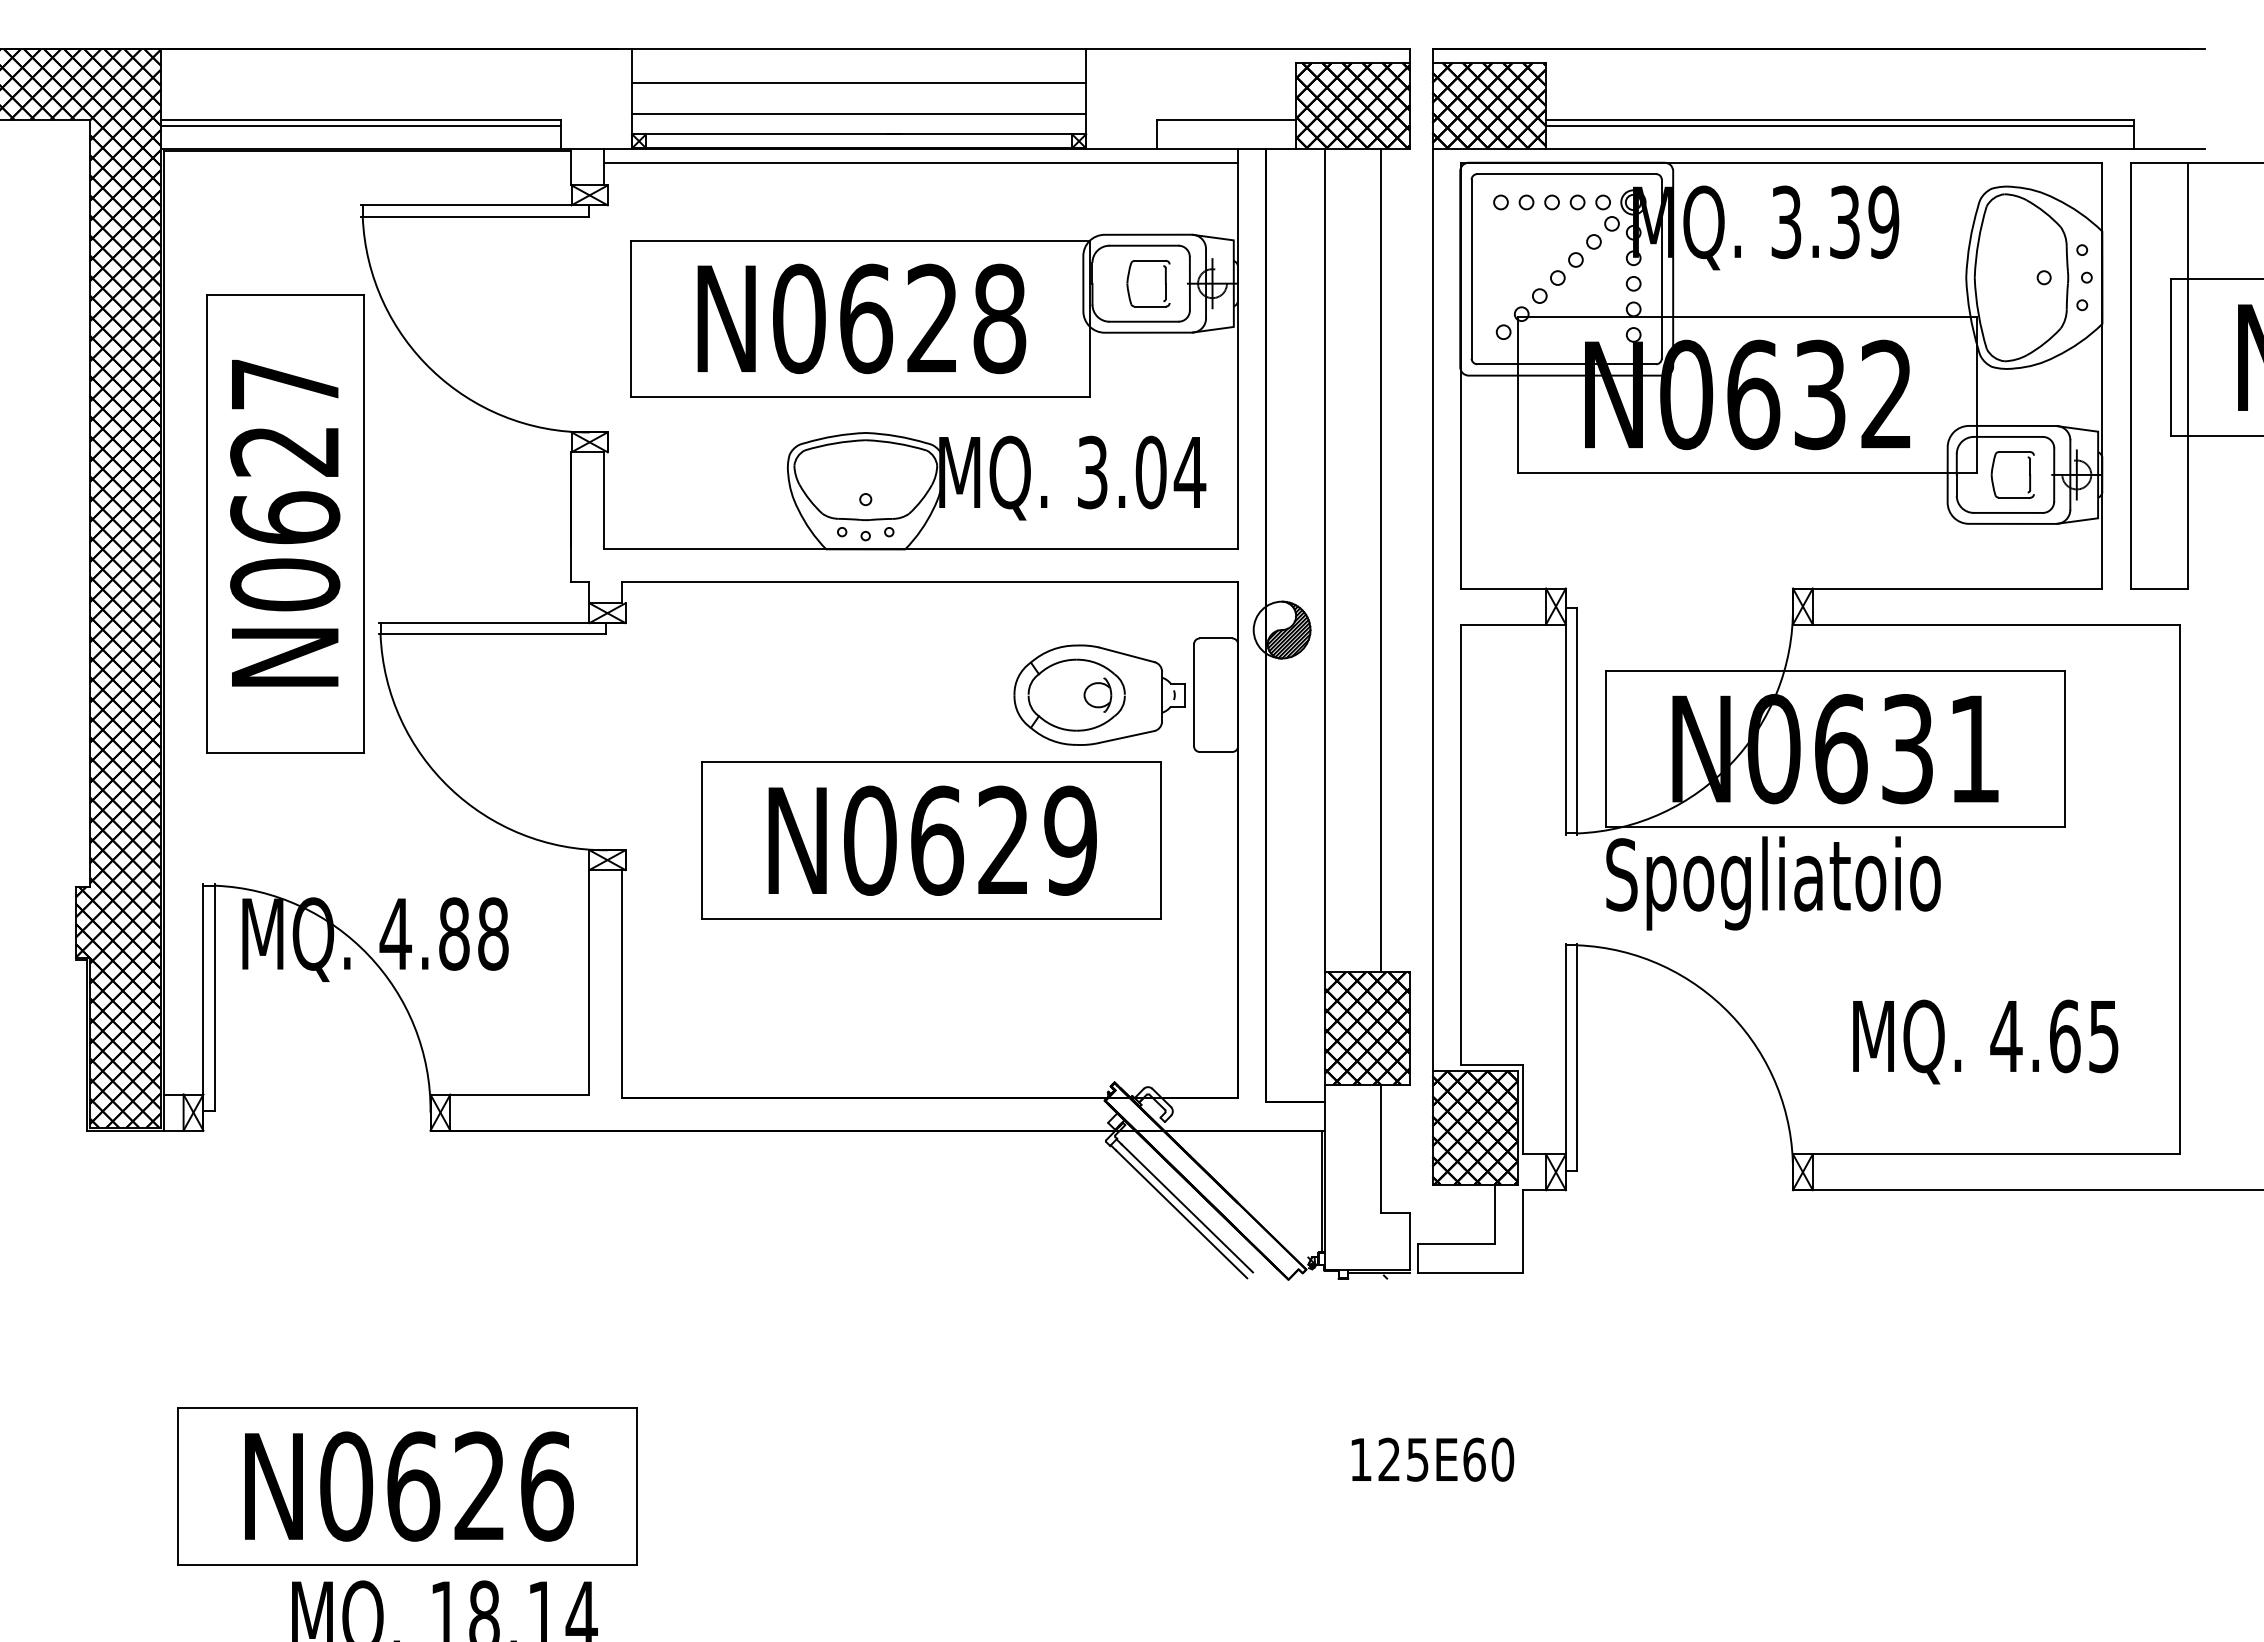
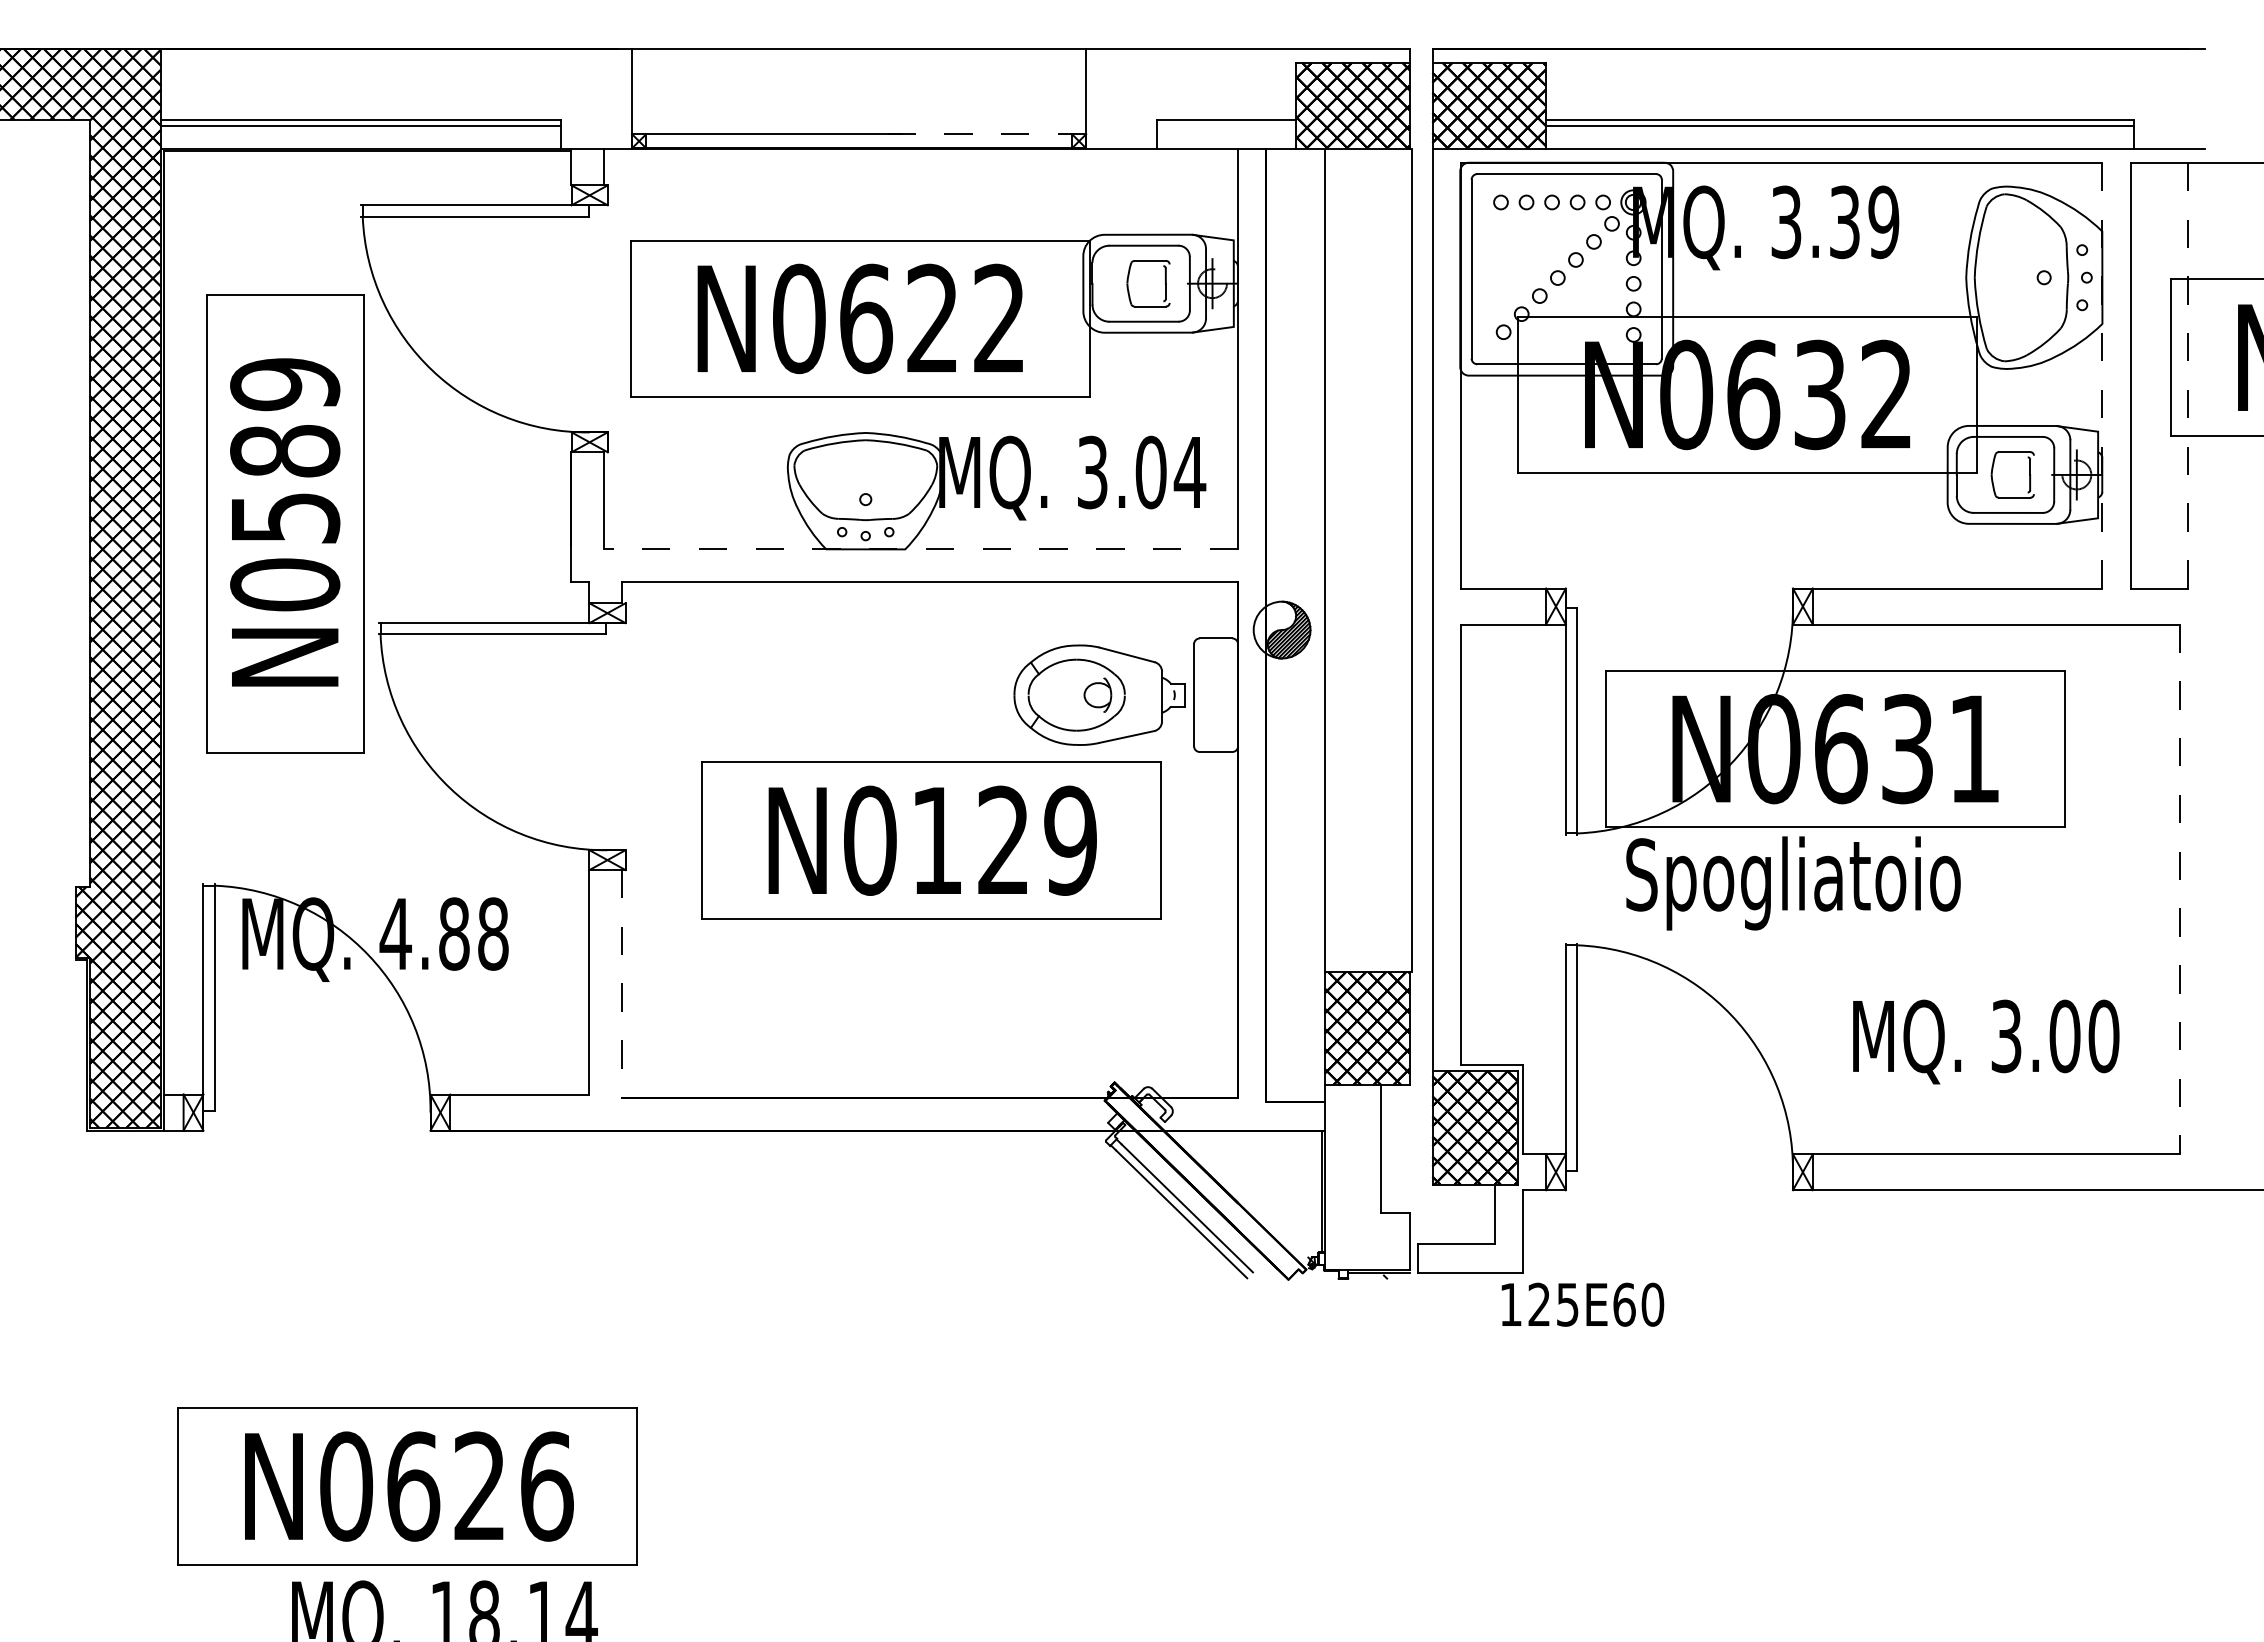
line: present -> none (859, 83)
line: present -> none (859, 114)
line: solid -> dashed (987, 134)
line: present -> none (920, 162)
text: N0628 -> N0622 (999, 318)
line: solid -> dashed (2102, 375)
line: solid -> dashed (2187, 375)
text: N0627 -> N0589 (285, 451)
line: solid -> dashed (920, 549)
line position: (1381, 559) -> (1412, 559) (1412, 559)
text: N0629 -> N0129 (937, 840)
text position: (1773, 883) -> (1793, 883) (1793, 883)
line: solid -> dashed (2179, 889)
line: solid -> dashed (621, 984)
text: 4.65 -> 3.00 (2054, 1036)
text position: (1432, 1459) -> (1582, 1304) (1582, 1304)
